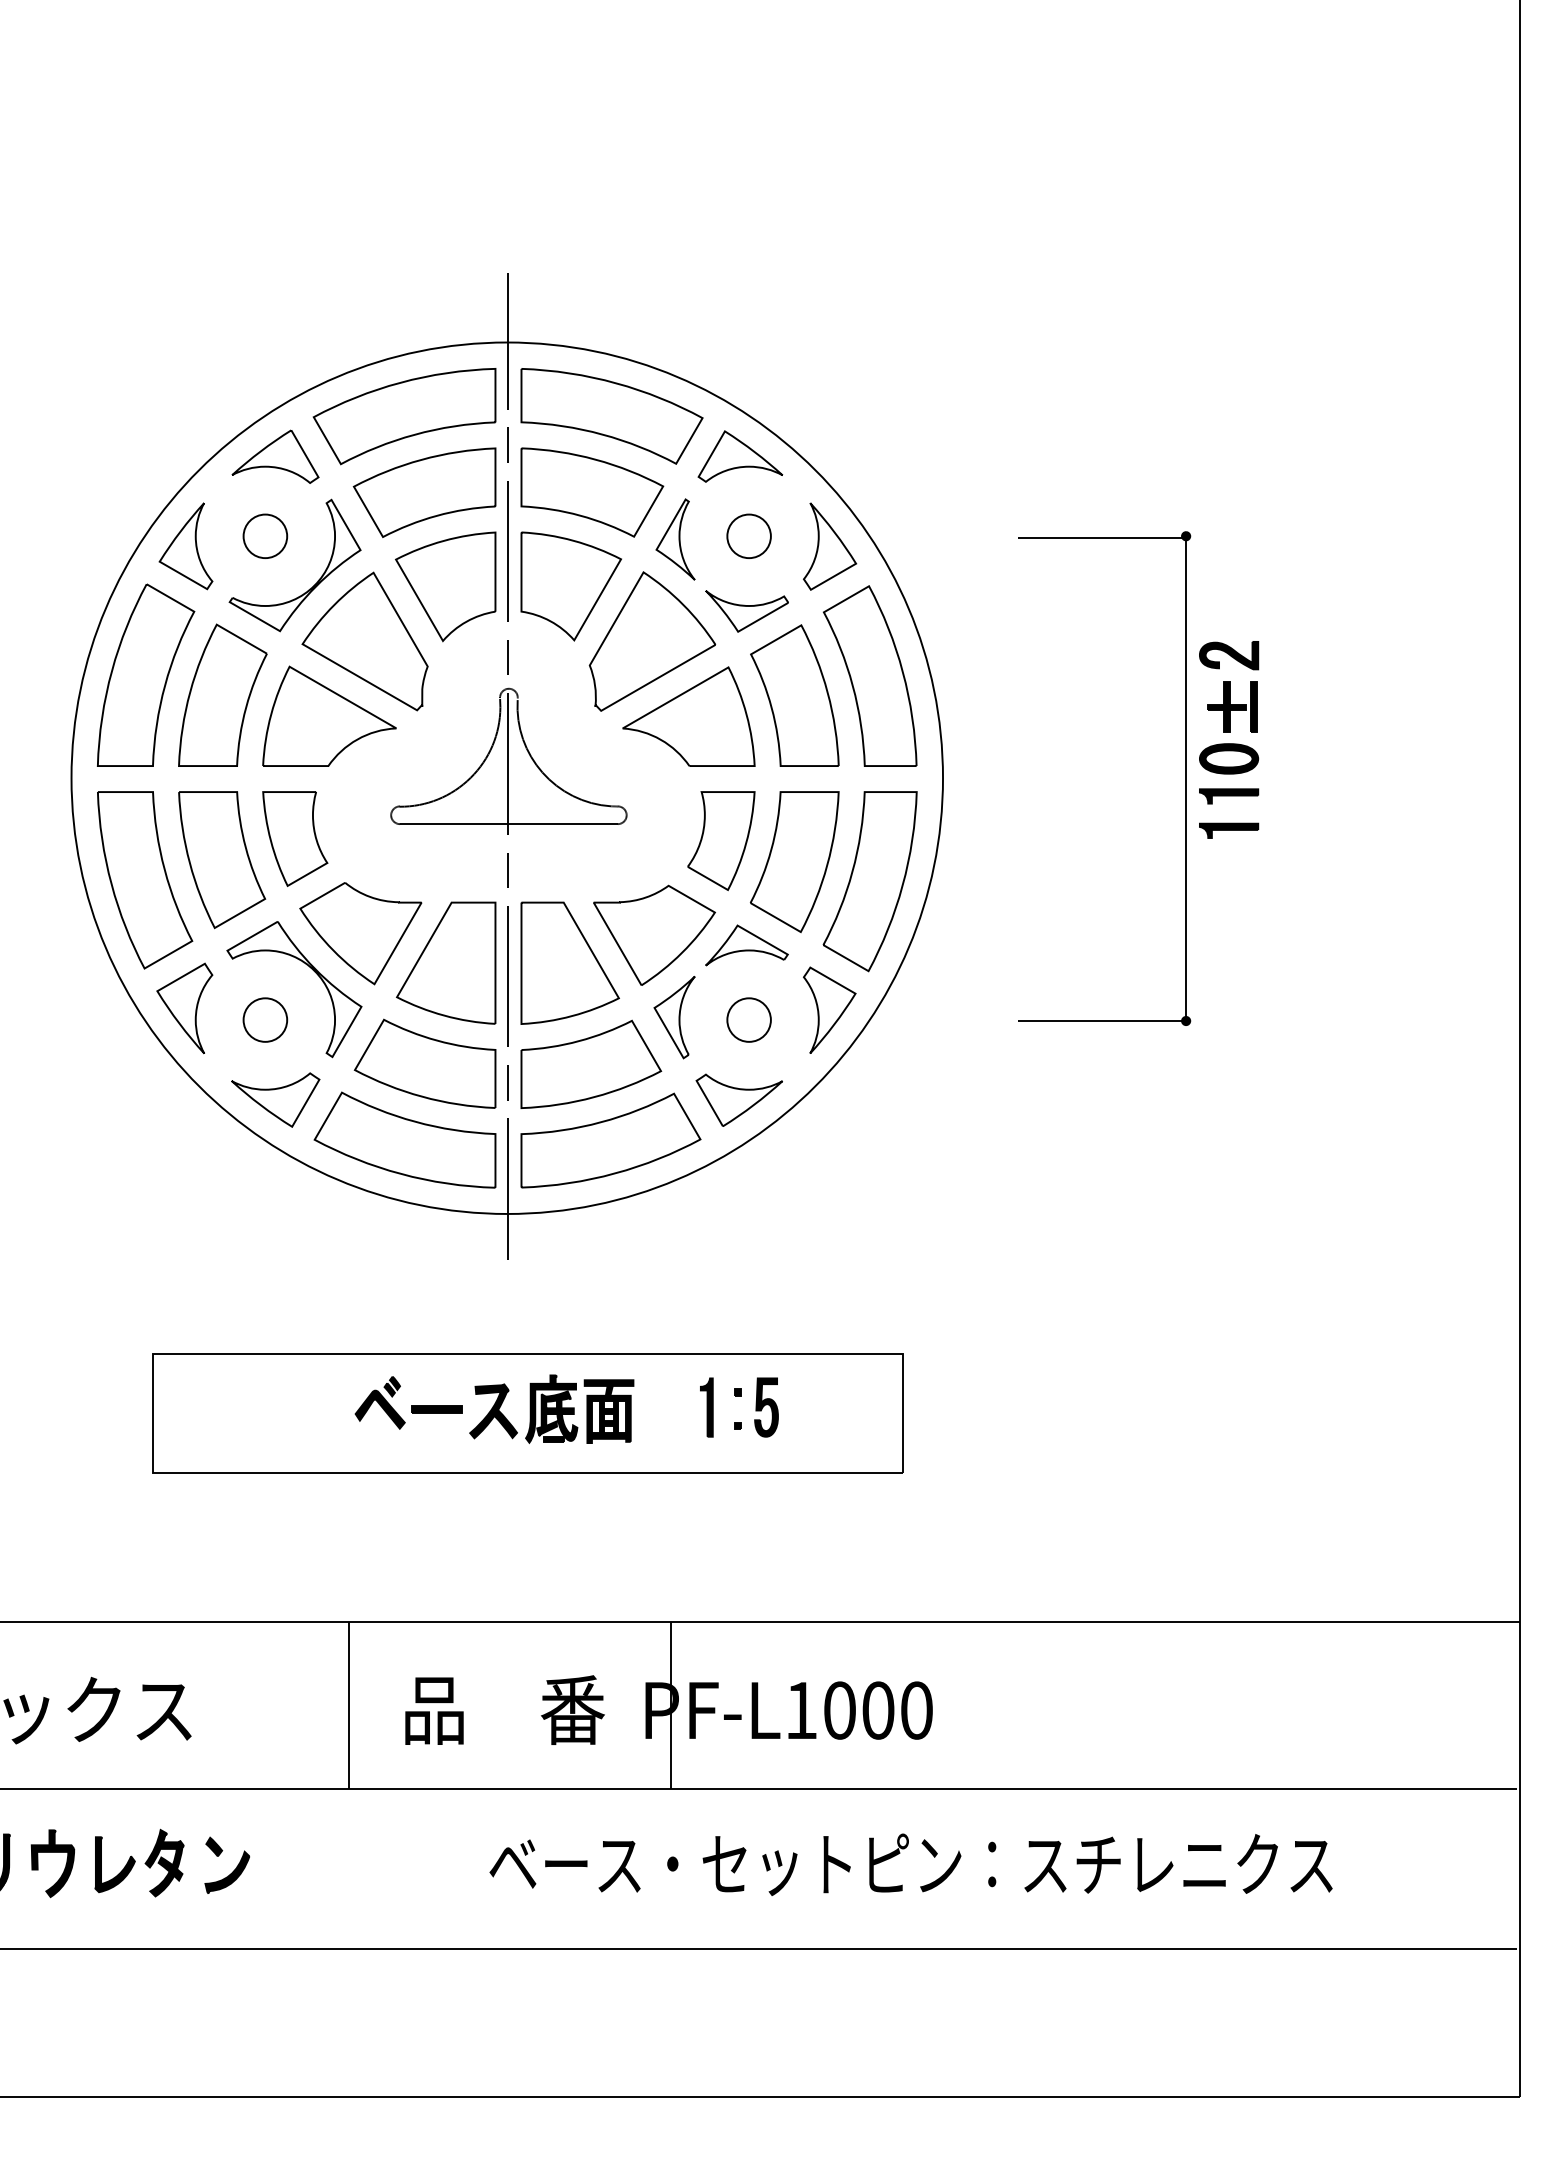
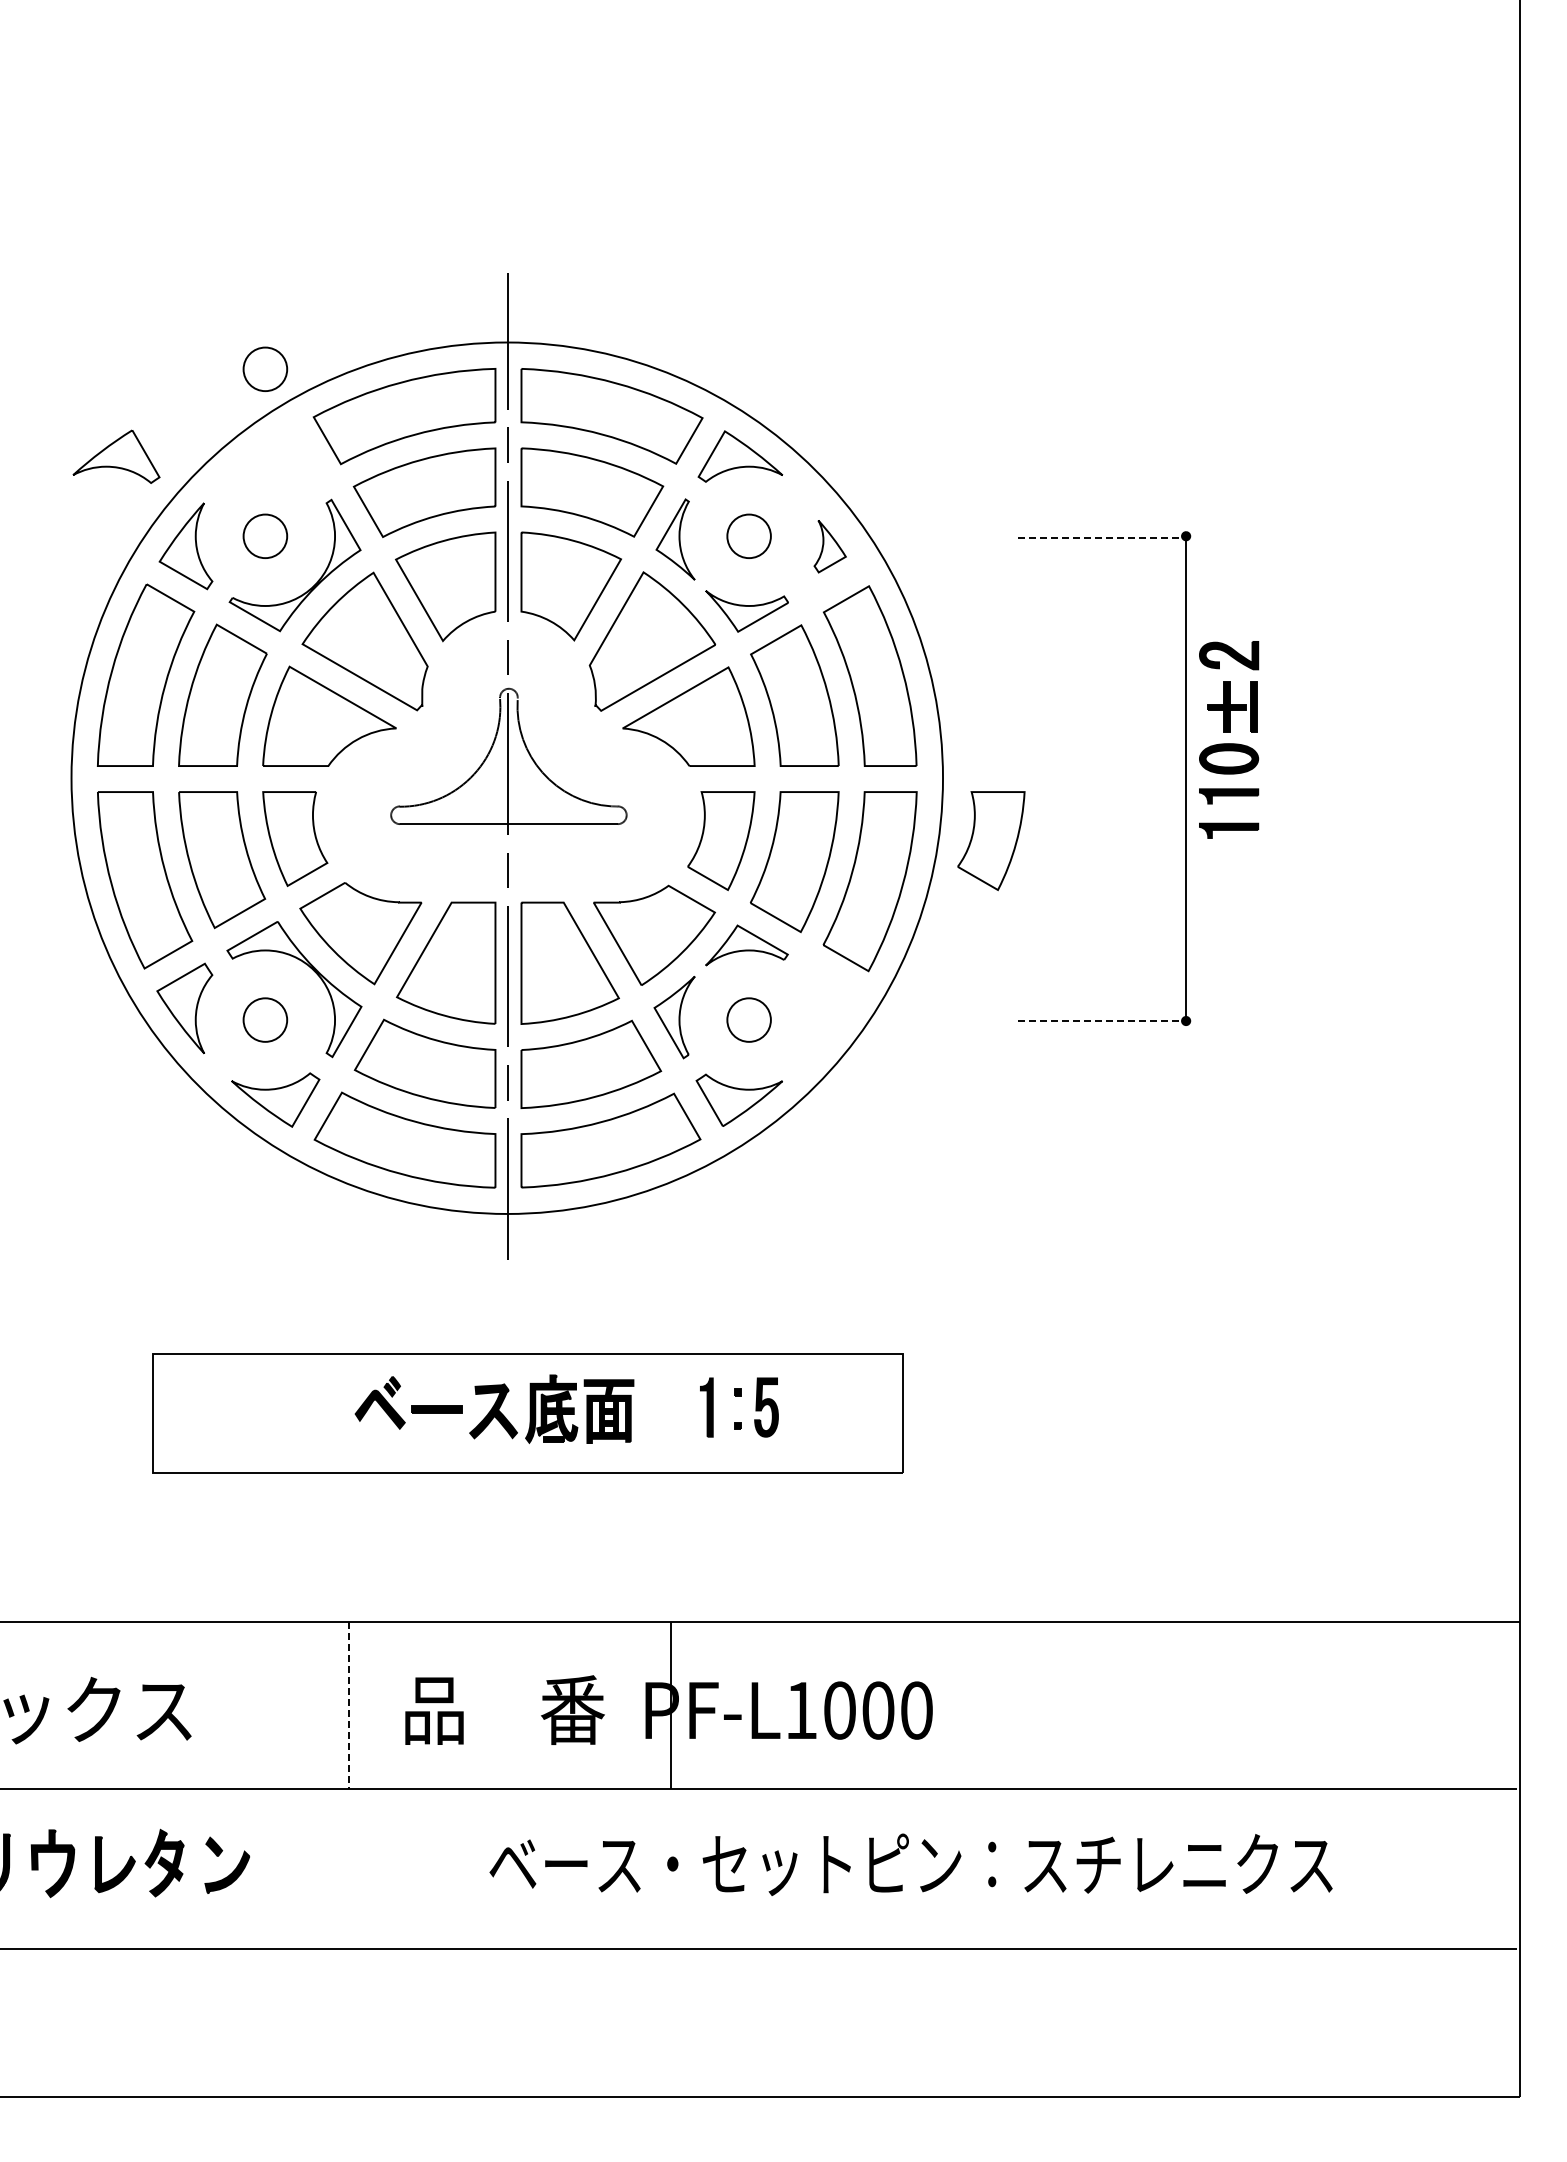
part: none -> present (265, 368)
part position: (275, 456) -> (116, 456) (116, 456)
line: solid -> dashed (1102, 537)
part size: 55x89 px -> 34x54 px (829, 546)
part: none -> present (991, 841)
part: present -> none (829, 1009)
line: solid -> dashed (1102, 1021)
line: solid -> dashed (348, 1706)
